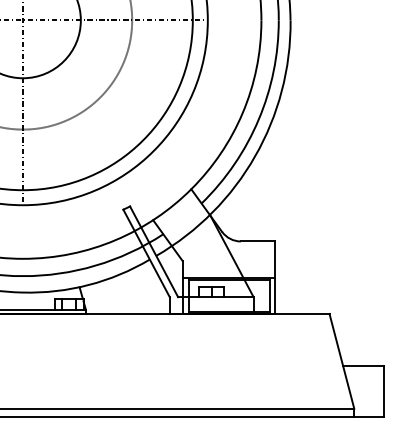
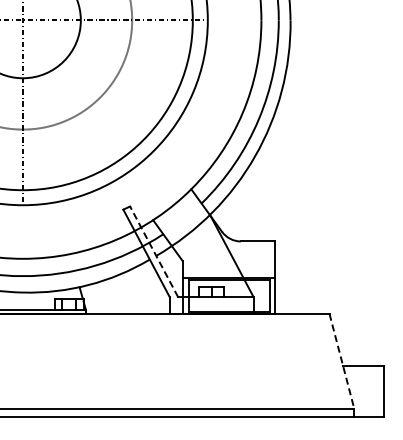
line: solid -> dashed (153, 251)
line: solid -> dashed (341, 361)
